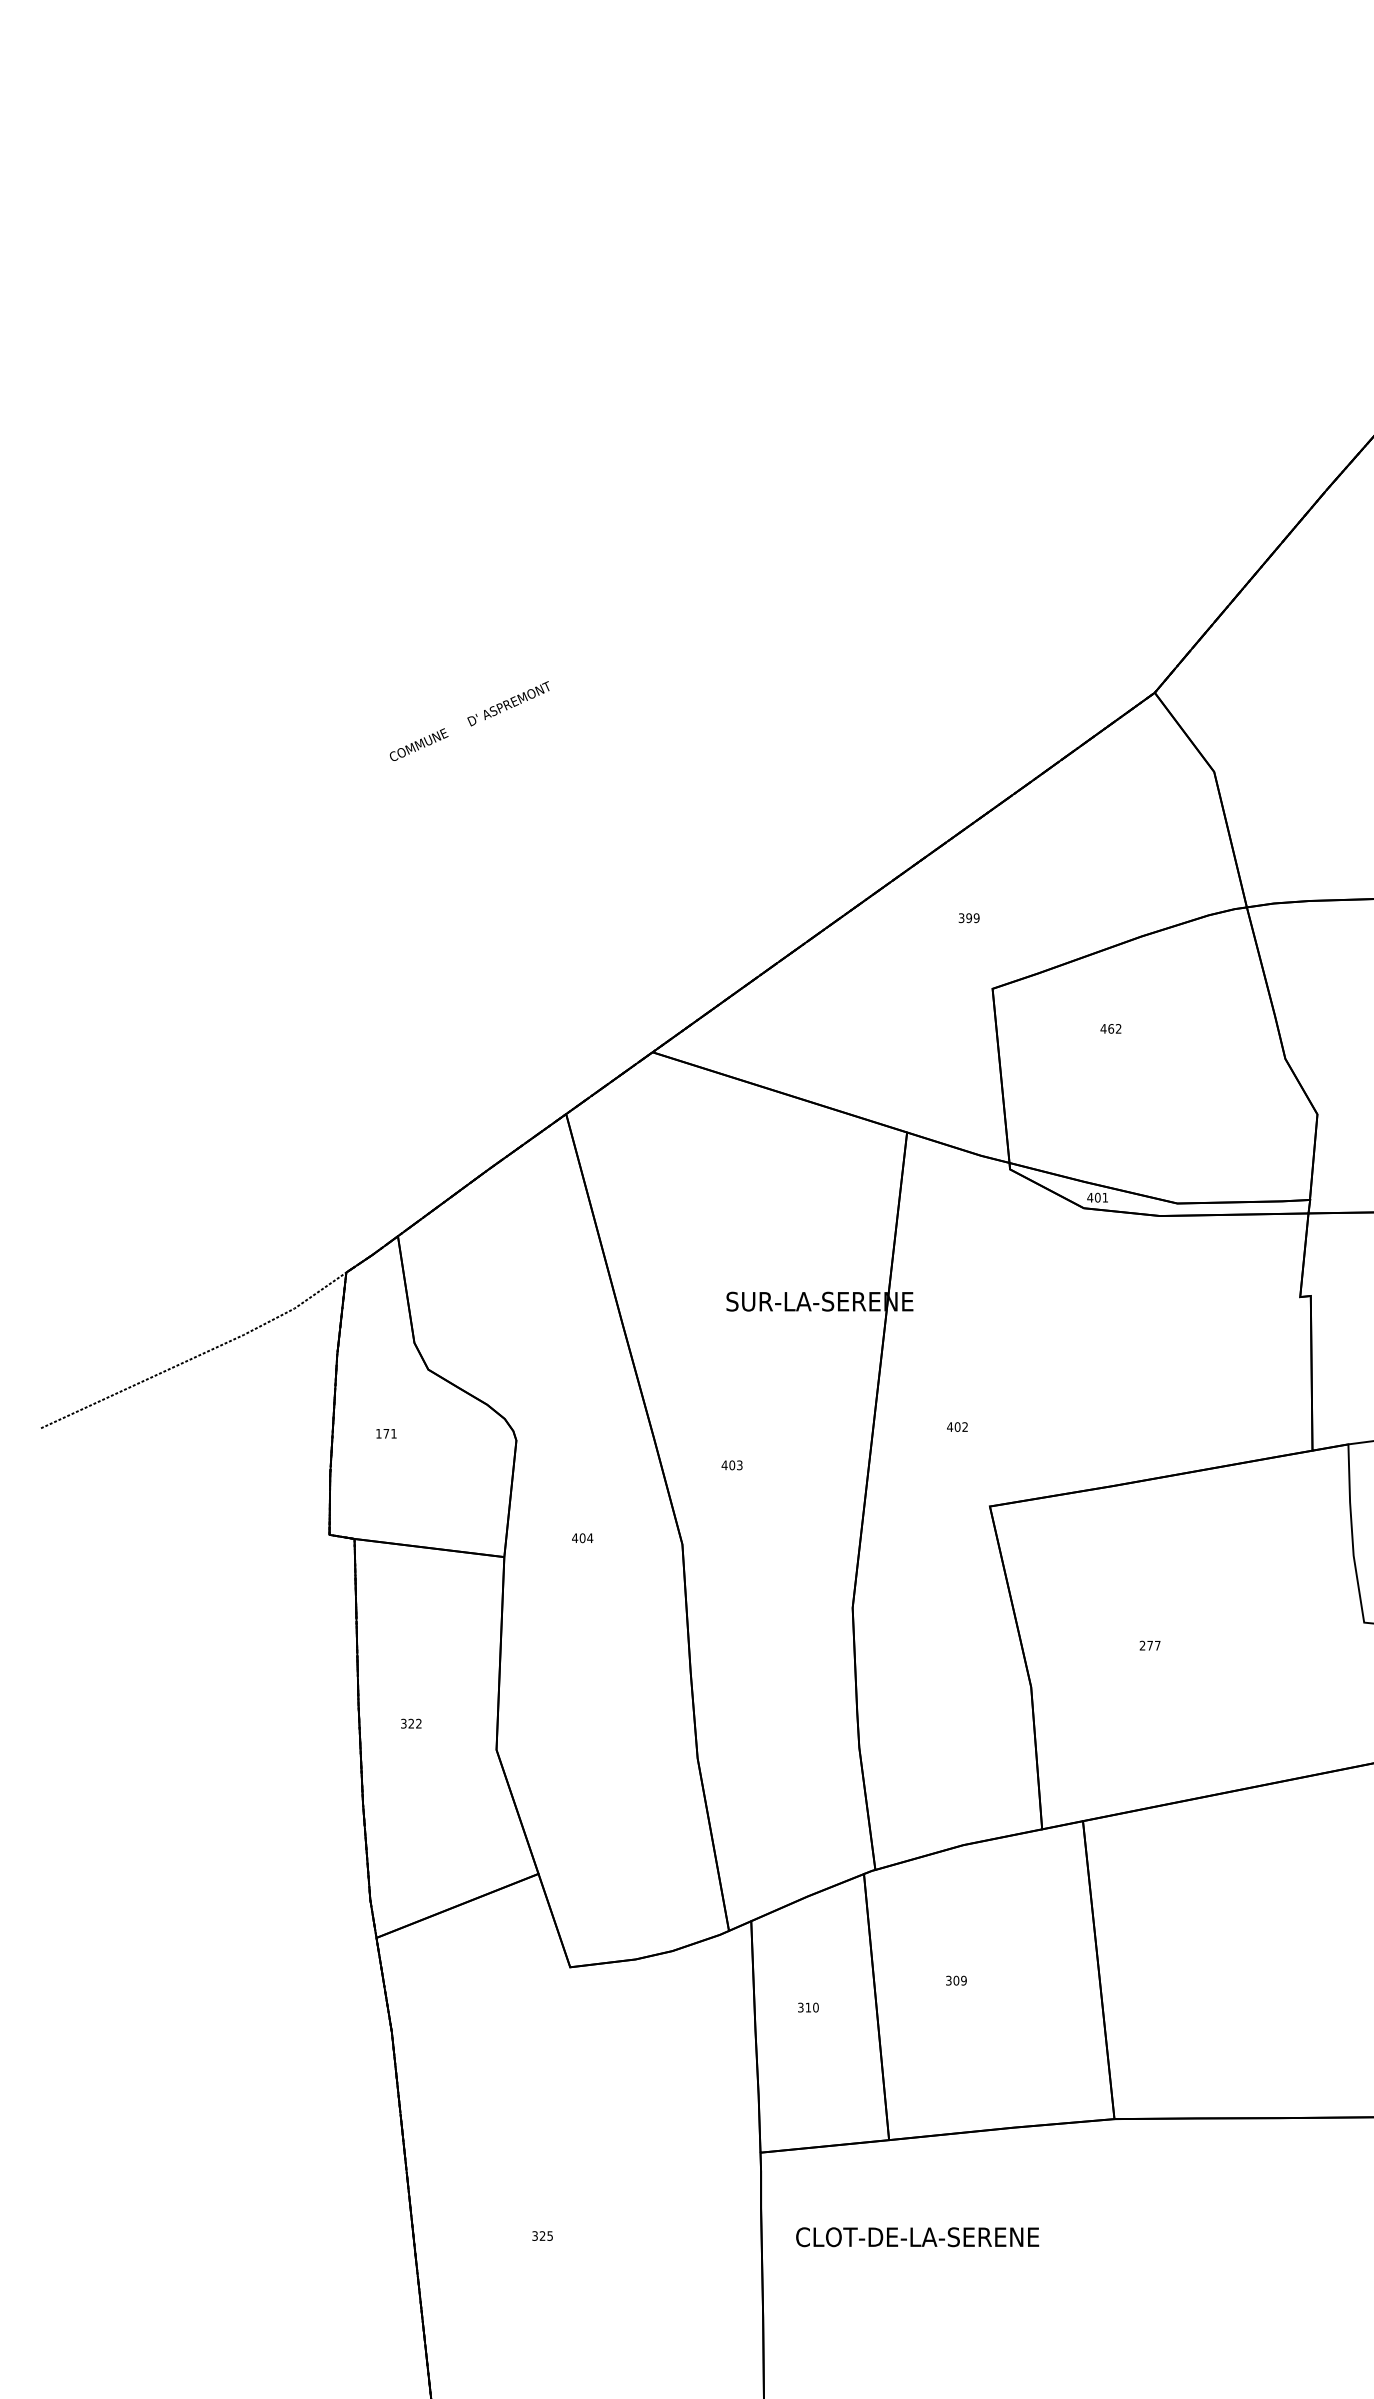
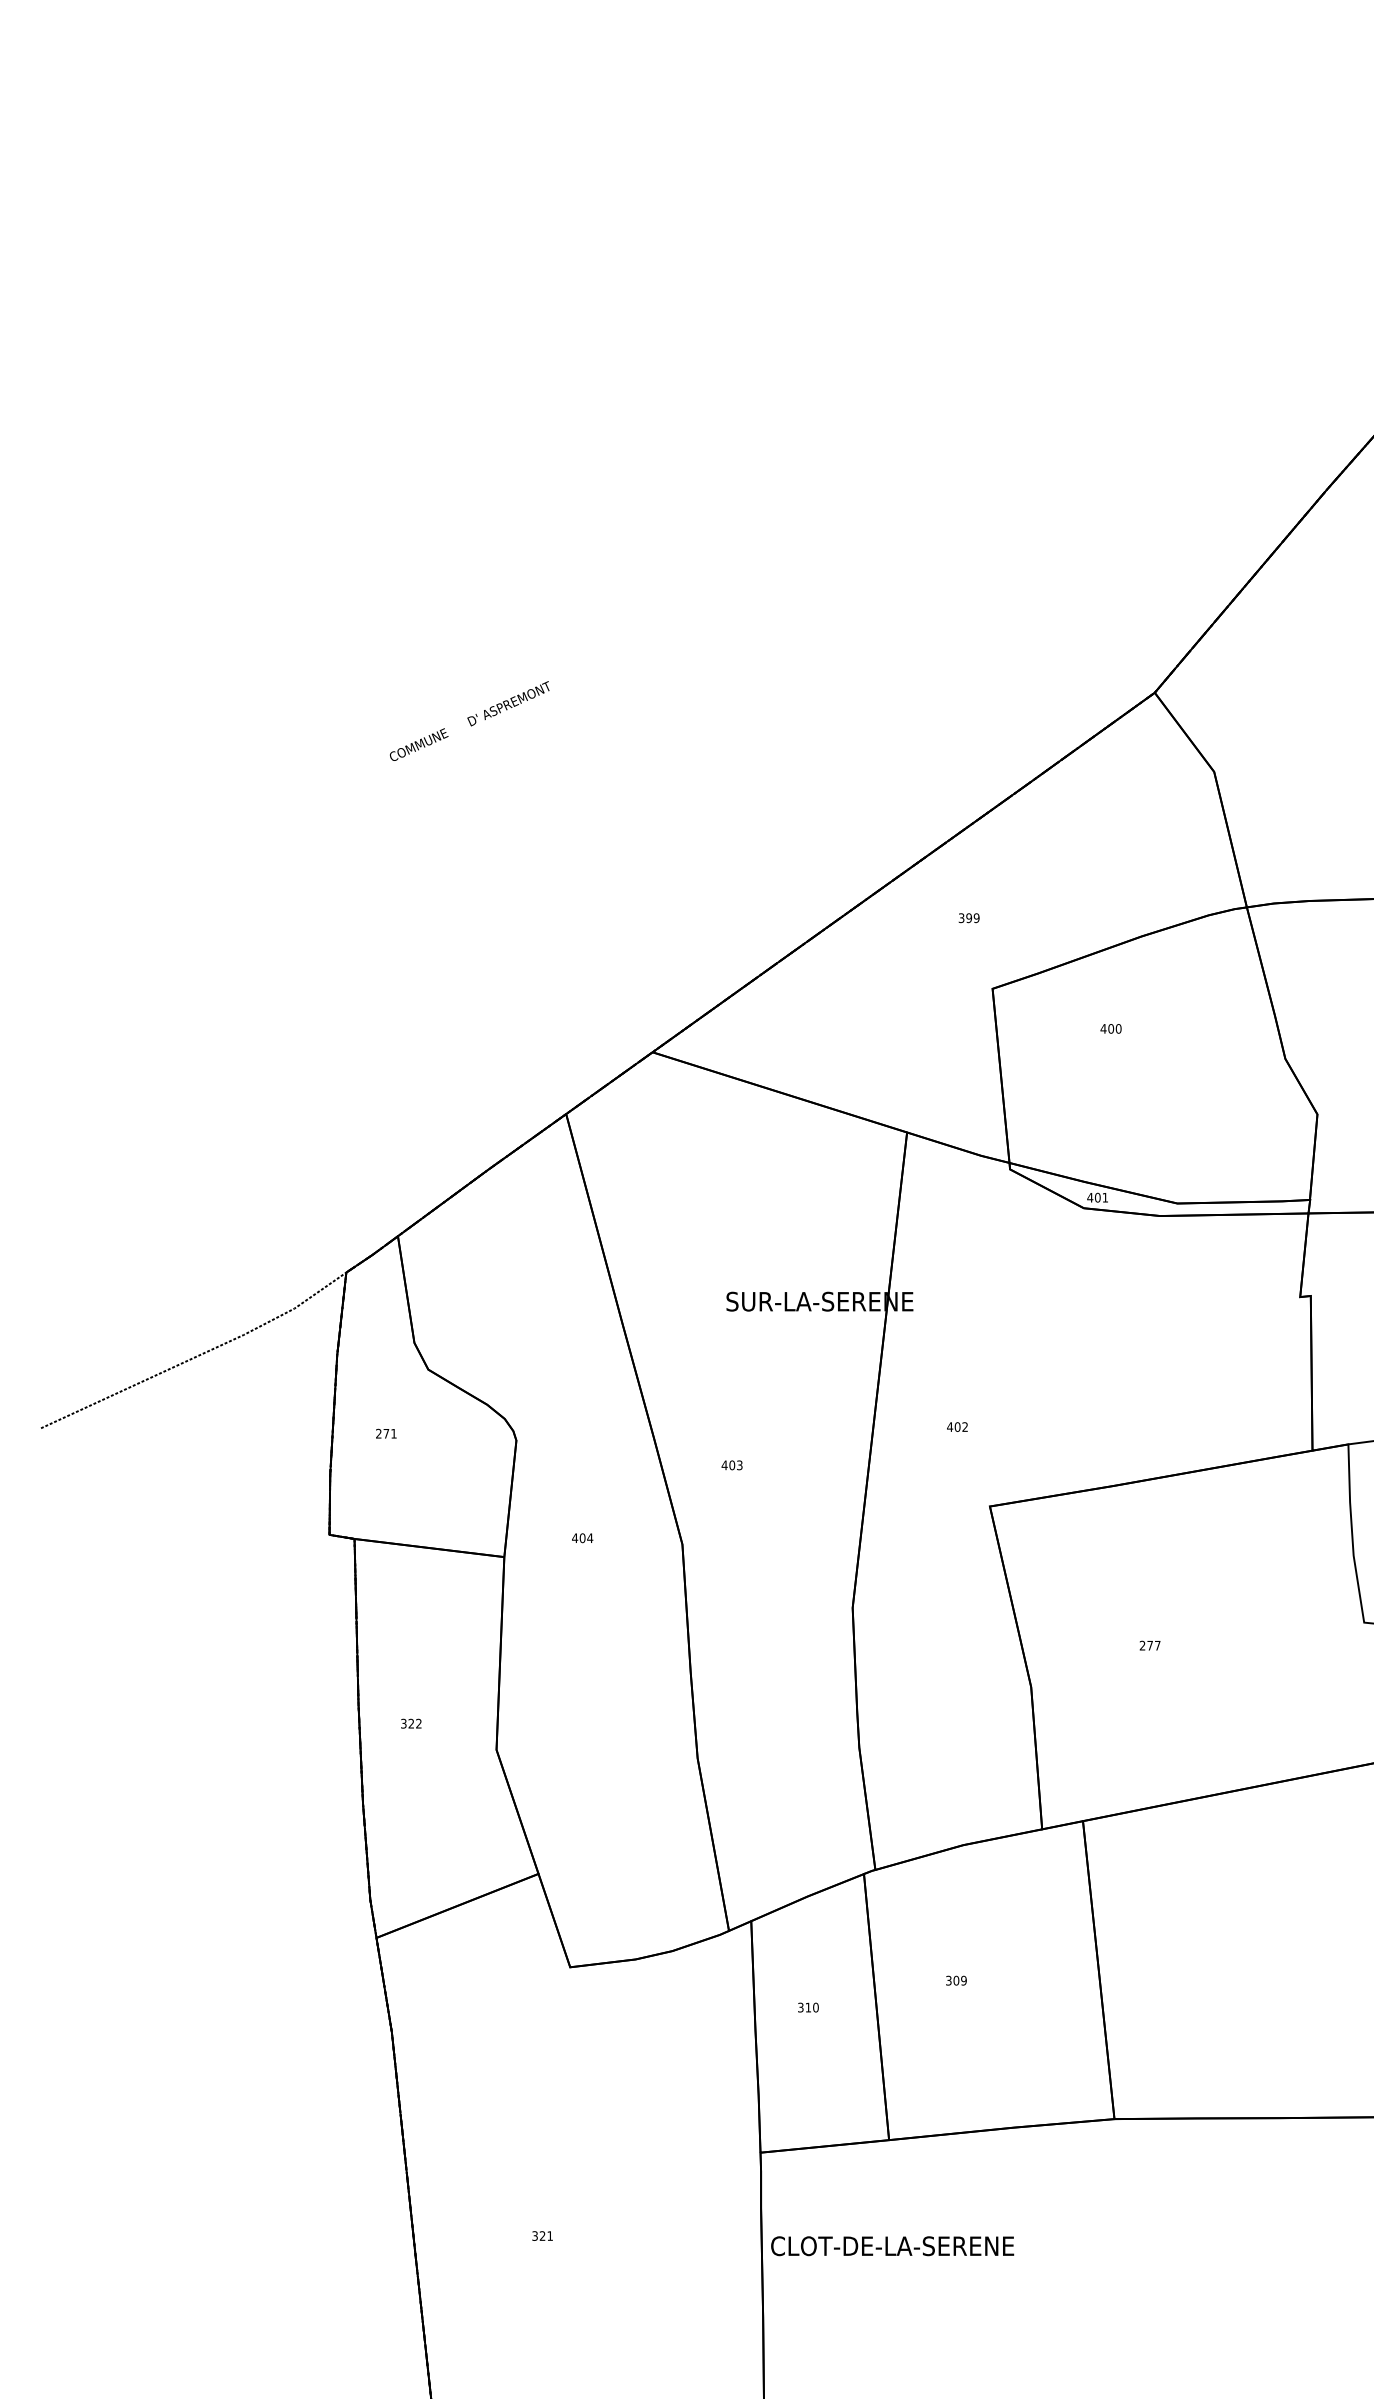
text: 462 -> 400 (1114, 1028)
text: 171 -> 271 (378, 1433)
text: 325 -> 321 (549, 2235)
text position: (917, 2237) -> (892, 2246) (892, 2246)
